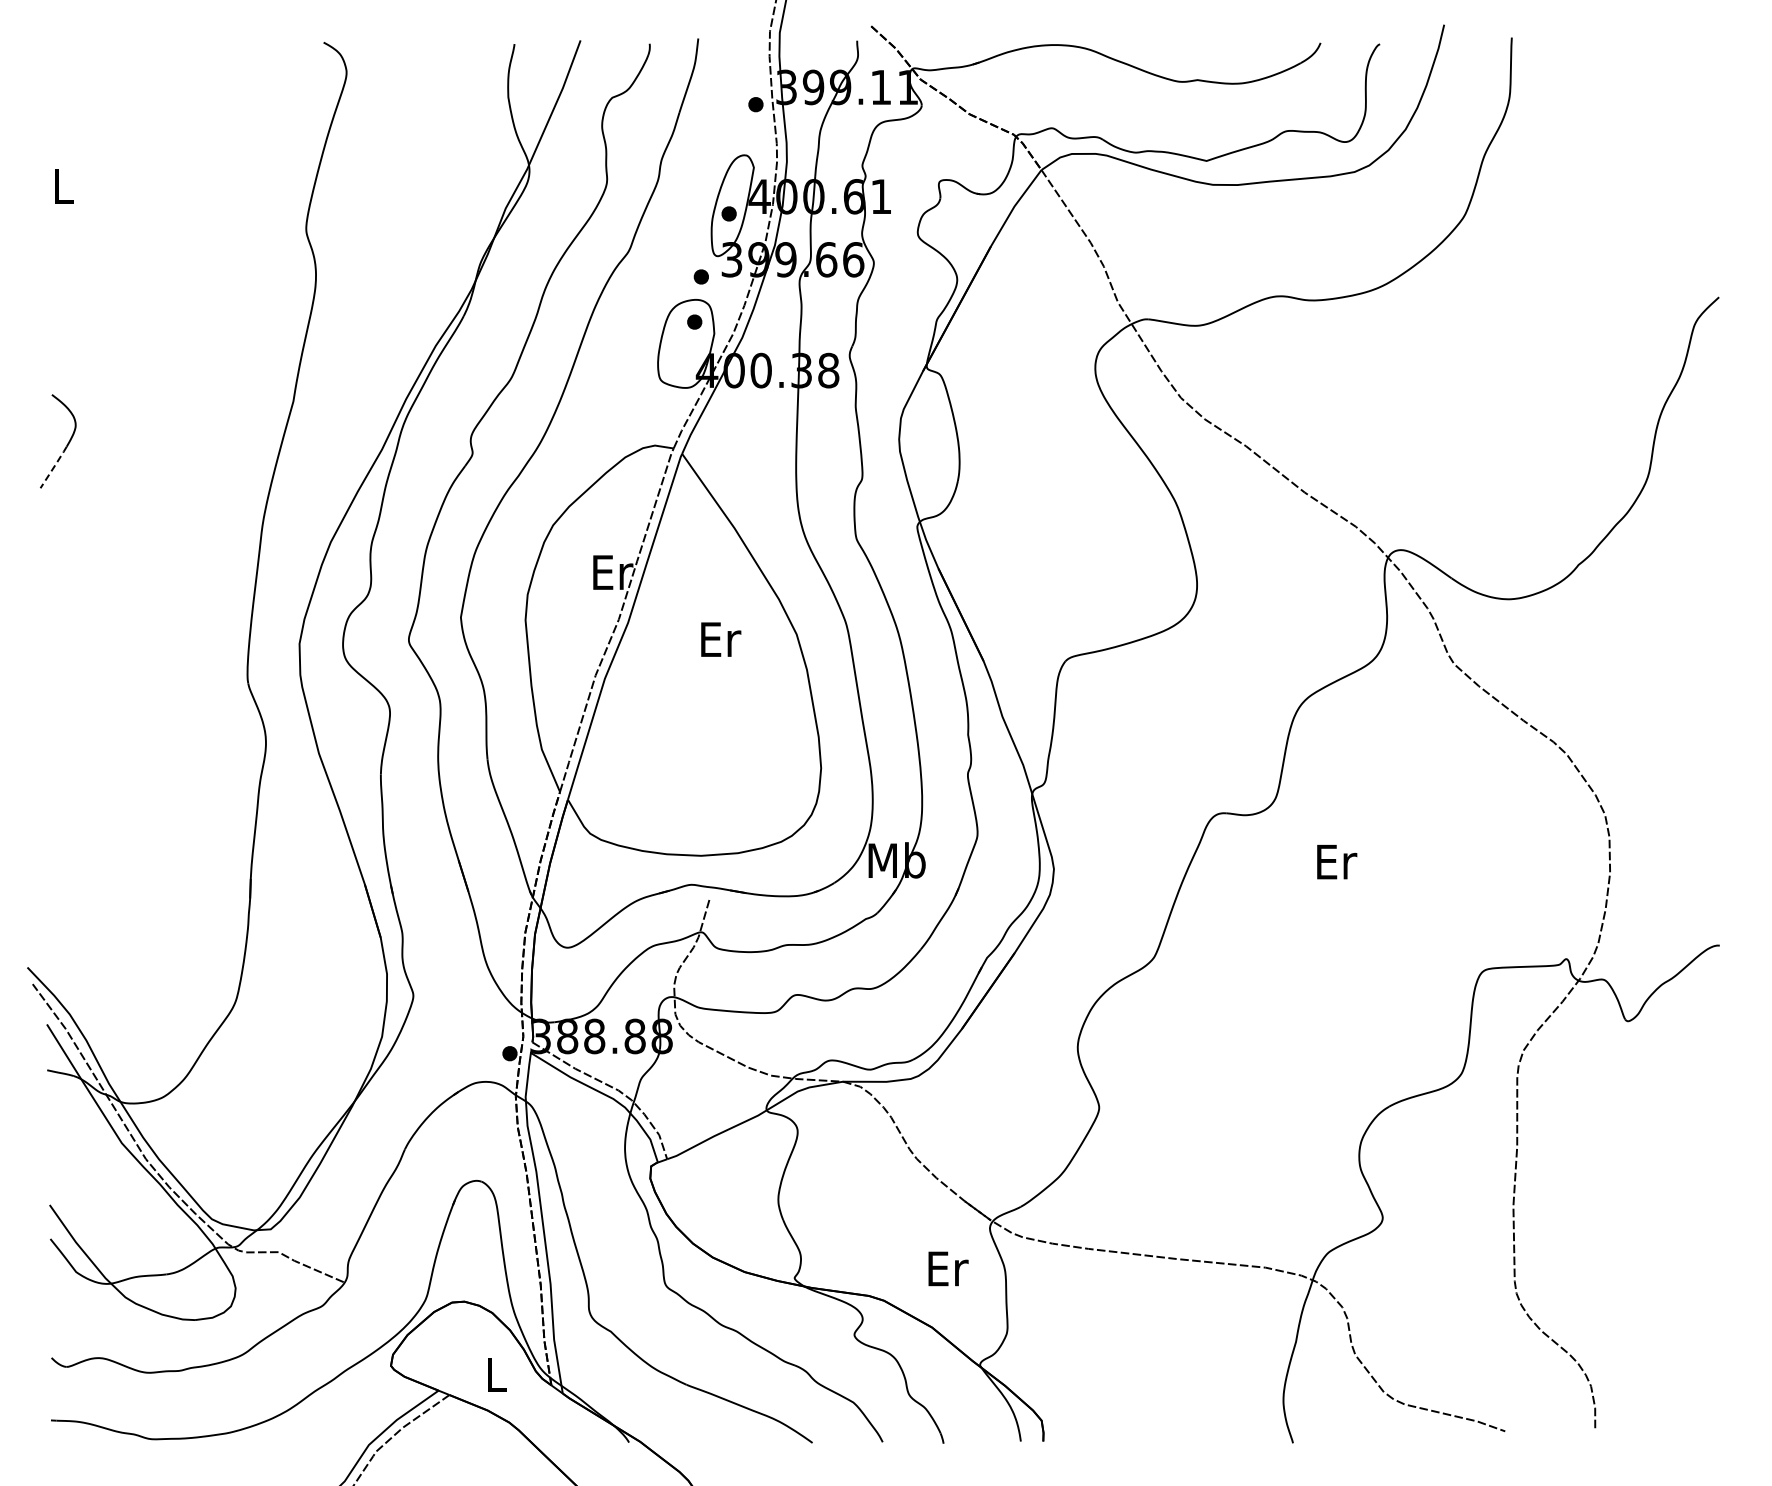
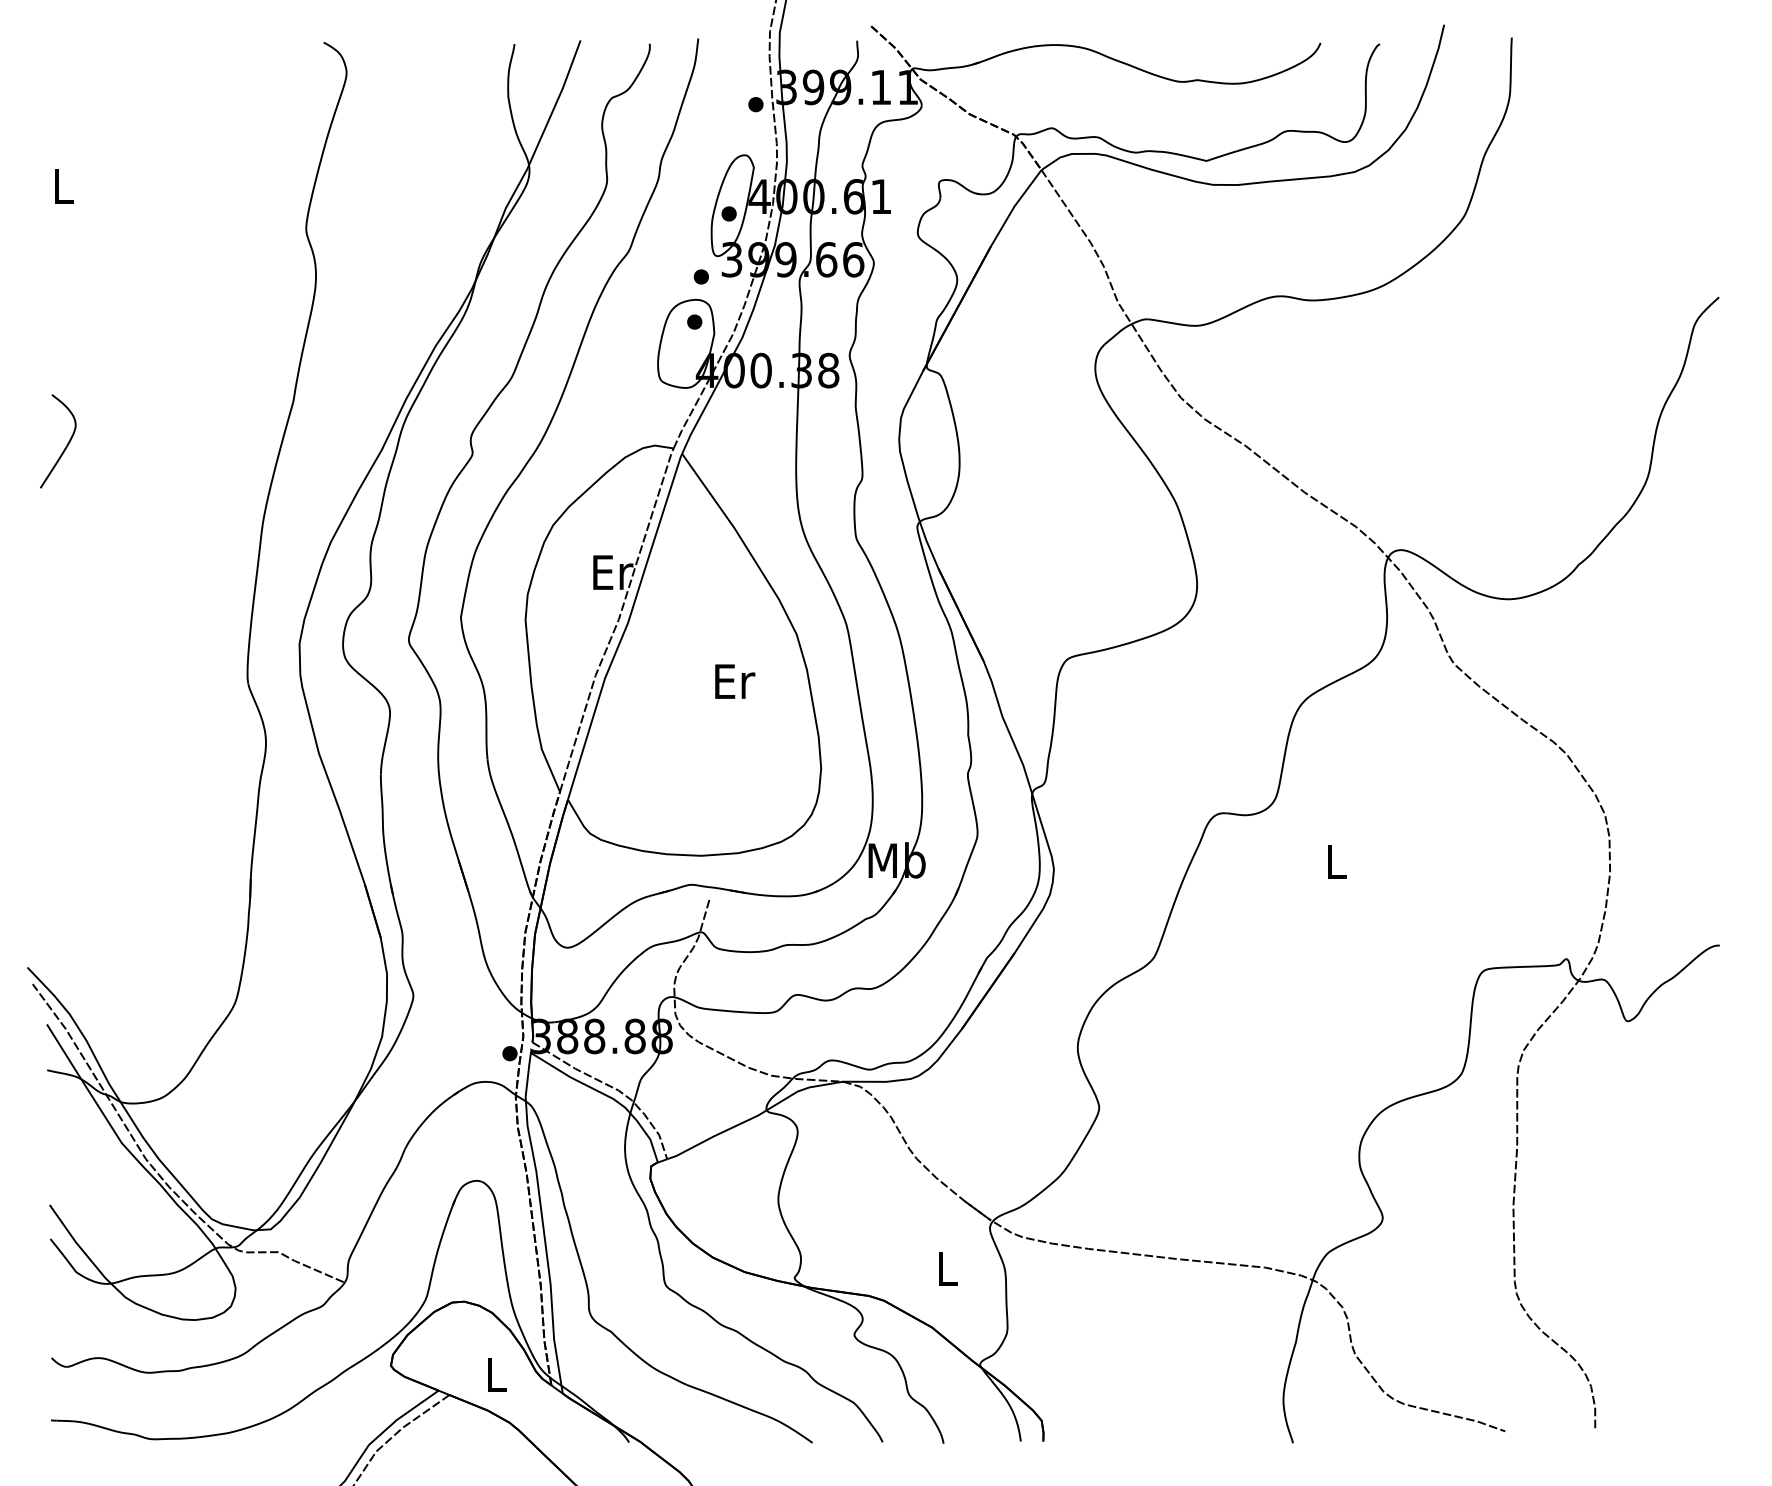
line: dashed -> solid (54, 466)
text position: (721, 639) -> (735, 681) (735, 681)
text: Er -> L (1337, 861)
text: Er -> L (948, 1268)
